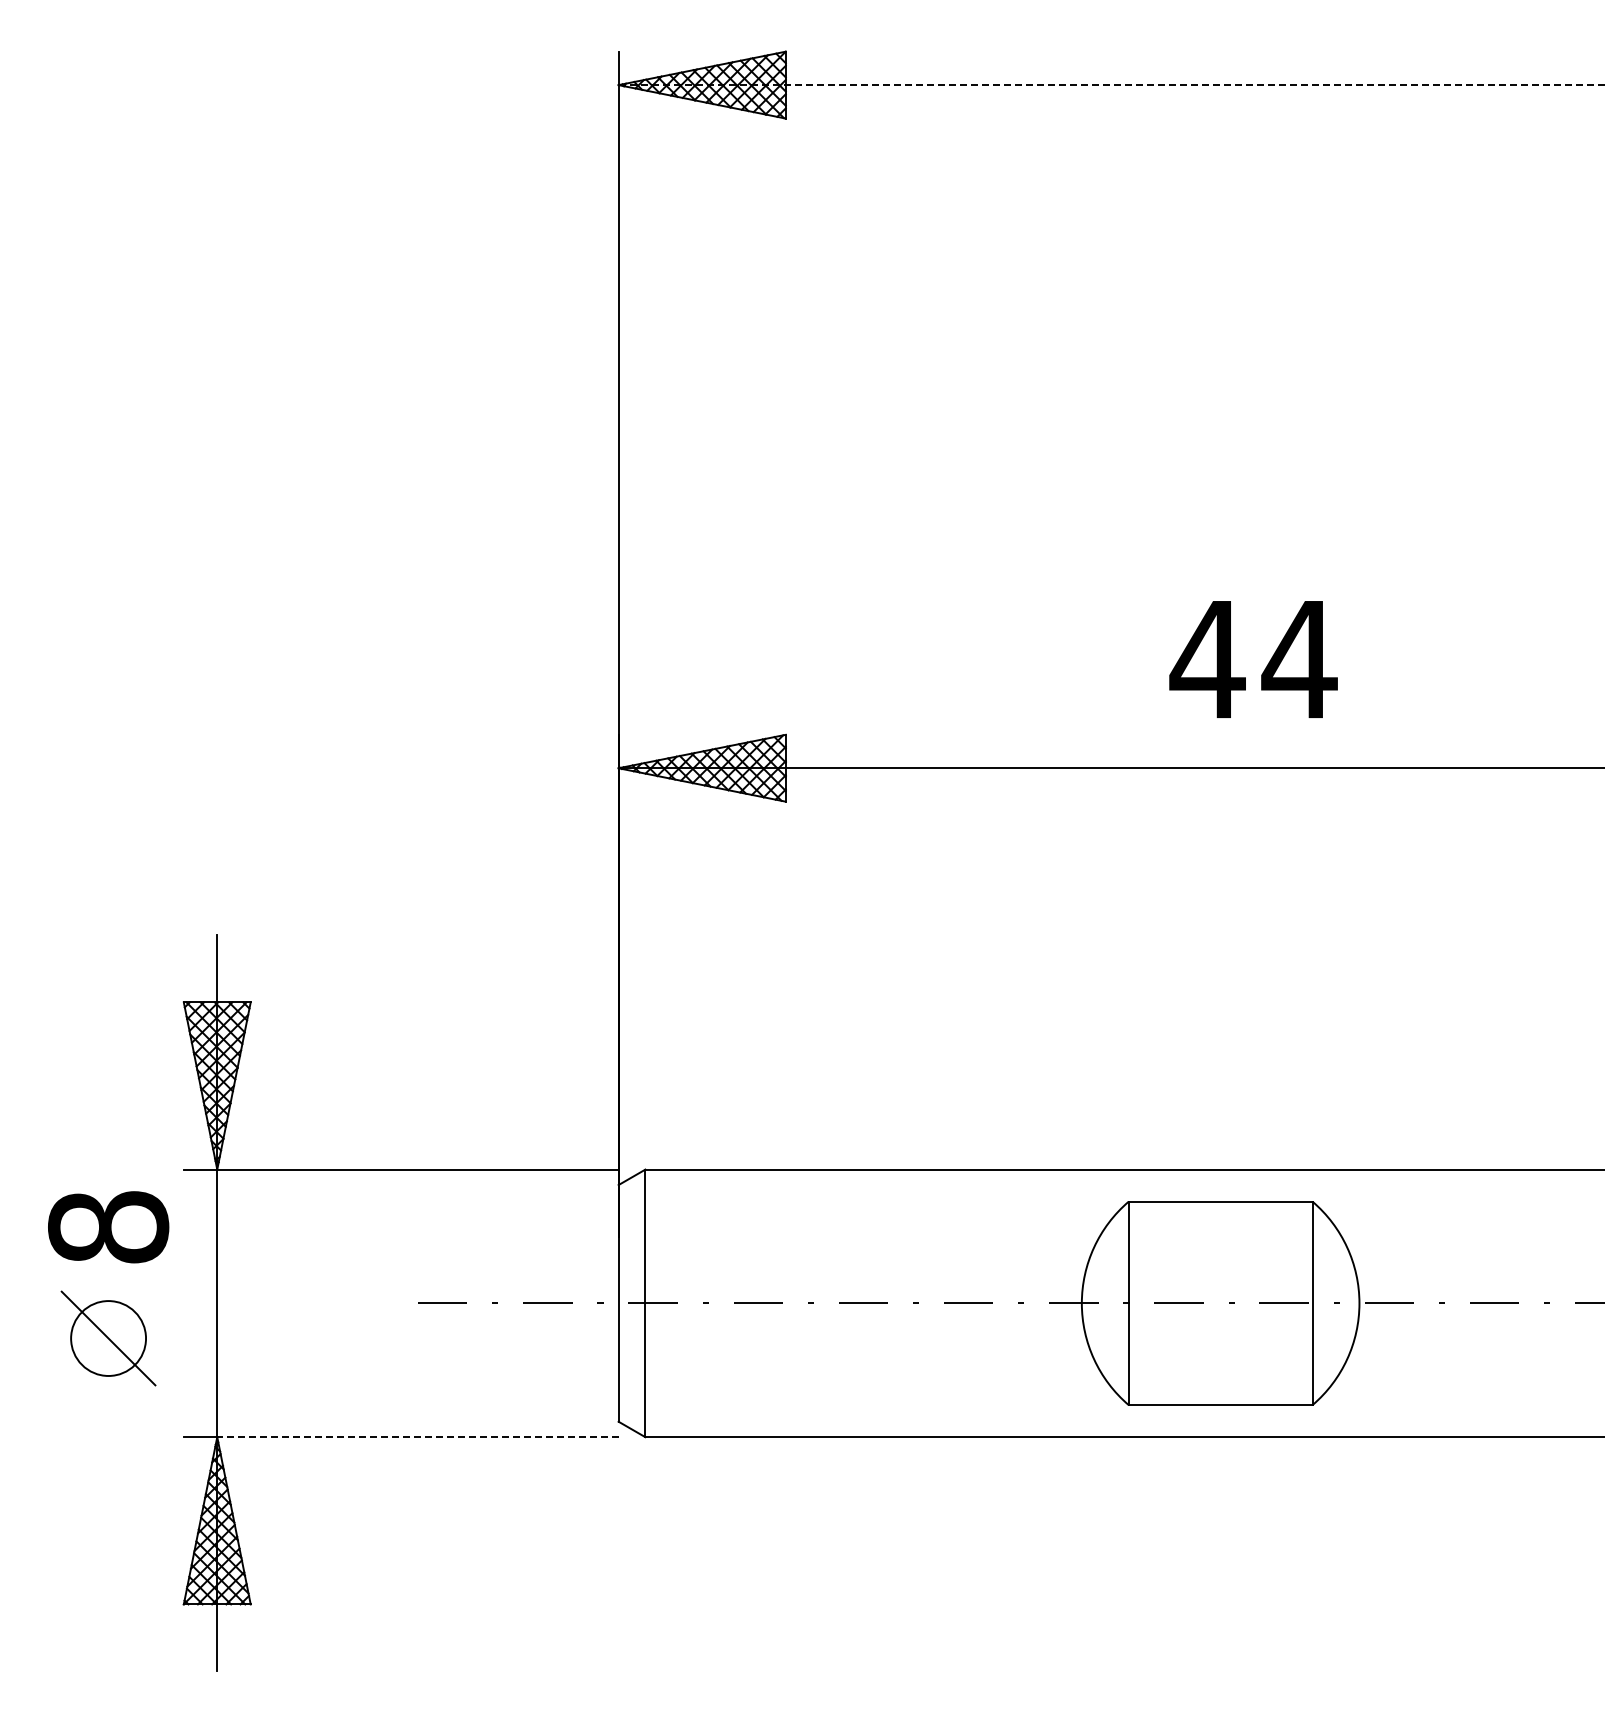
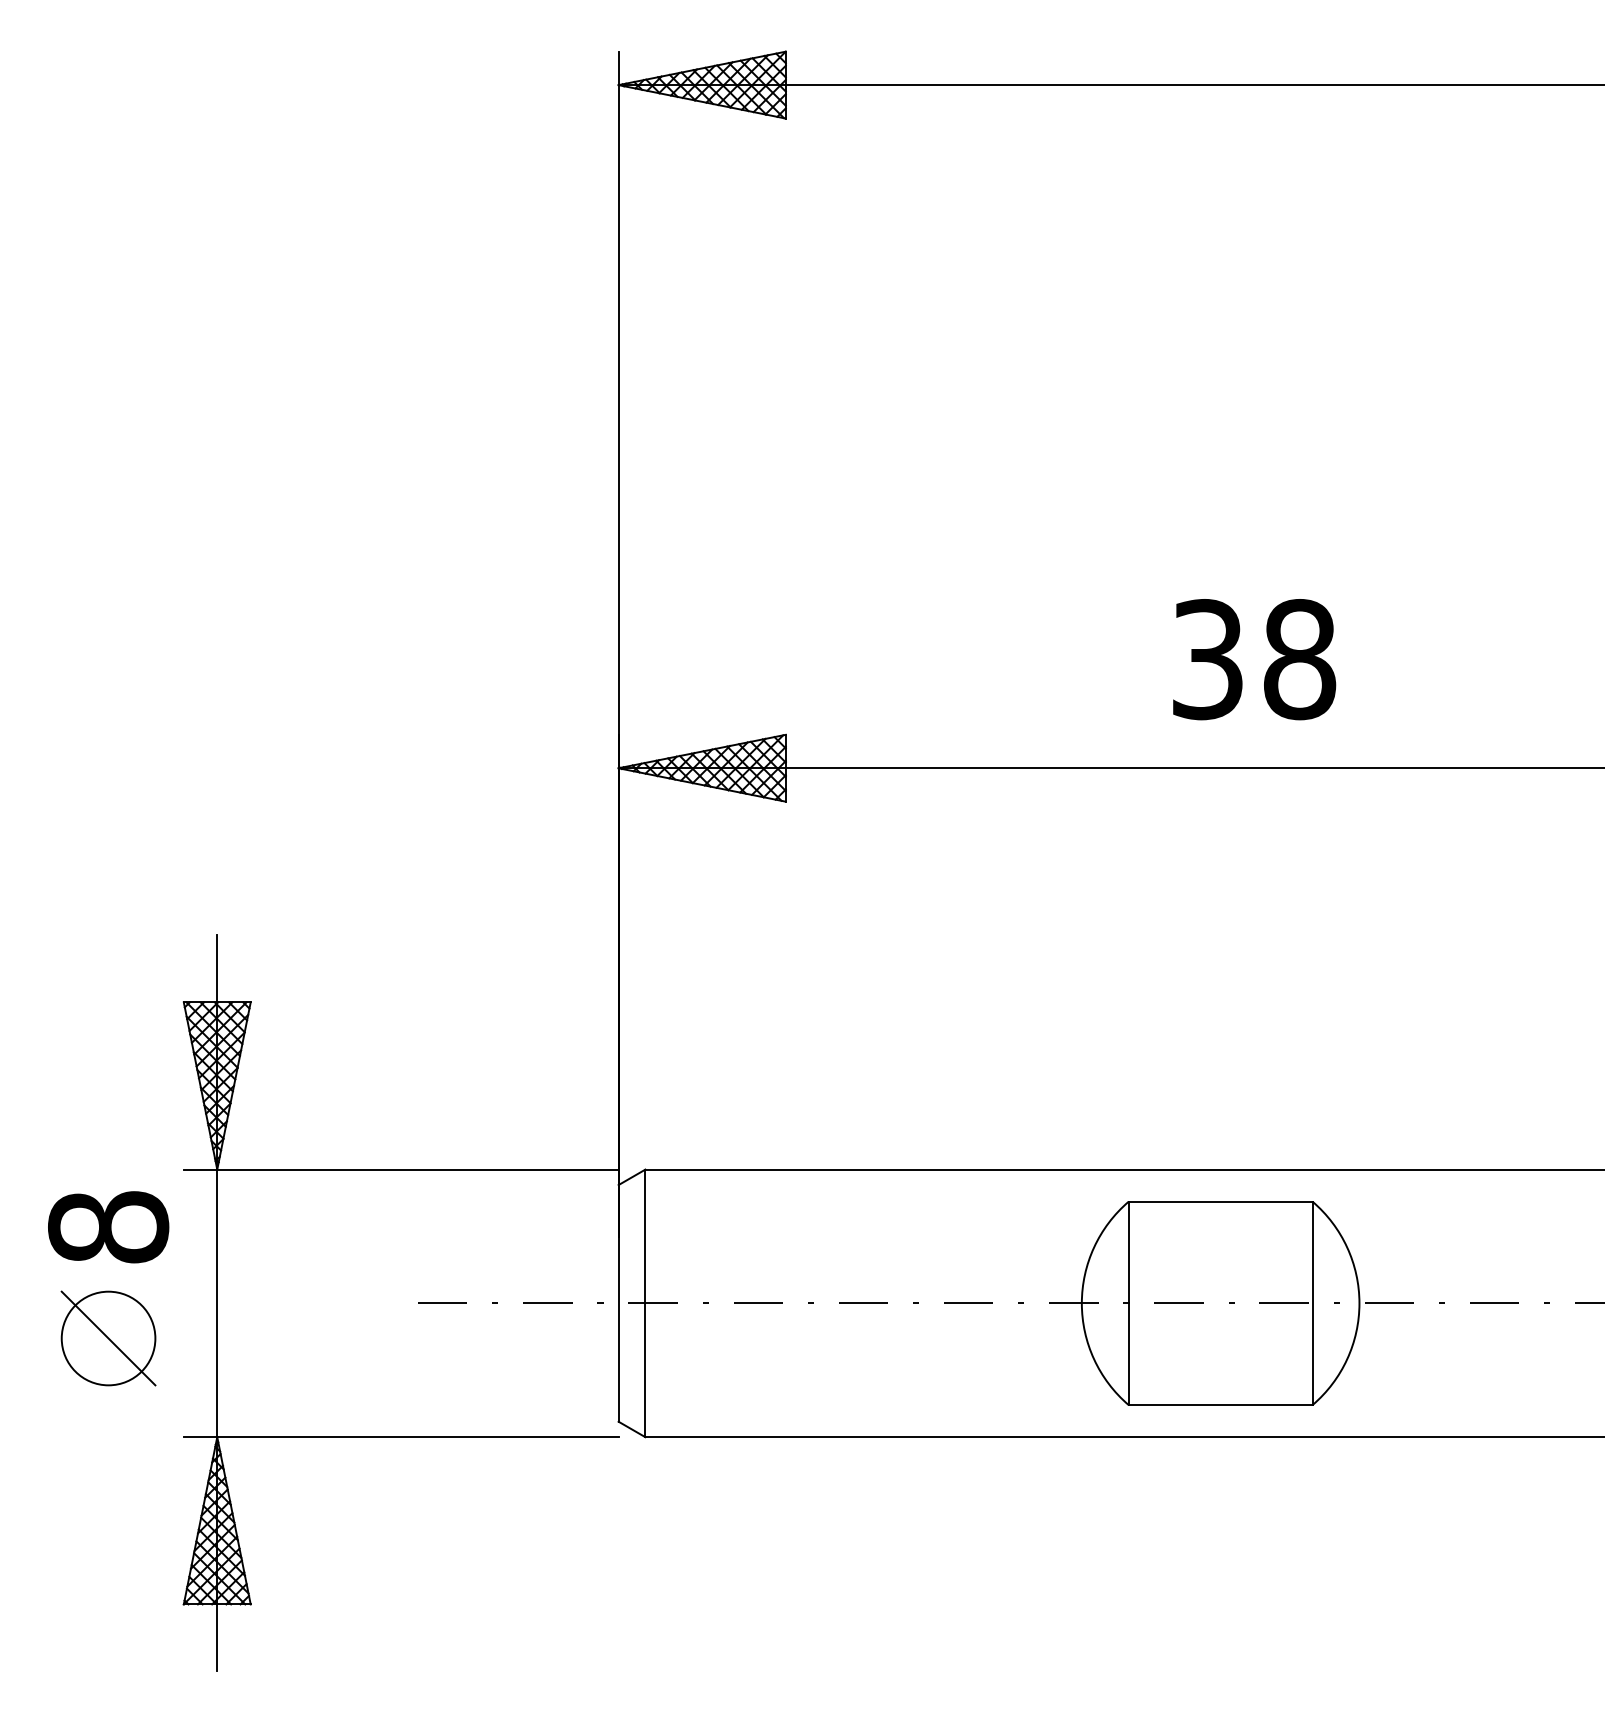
line: dashed -> solid (1111, 85)
text: 44 -> 38 (1253, 659)
circle diameter: 75 px -> 94 px (108, 1338)
line: dashed -> solid (417, 1437)
